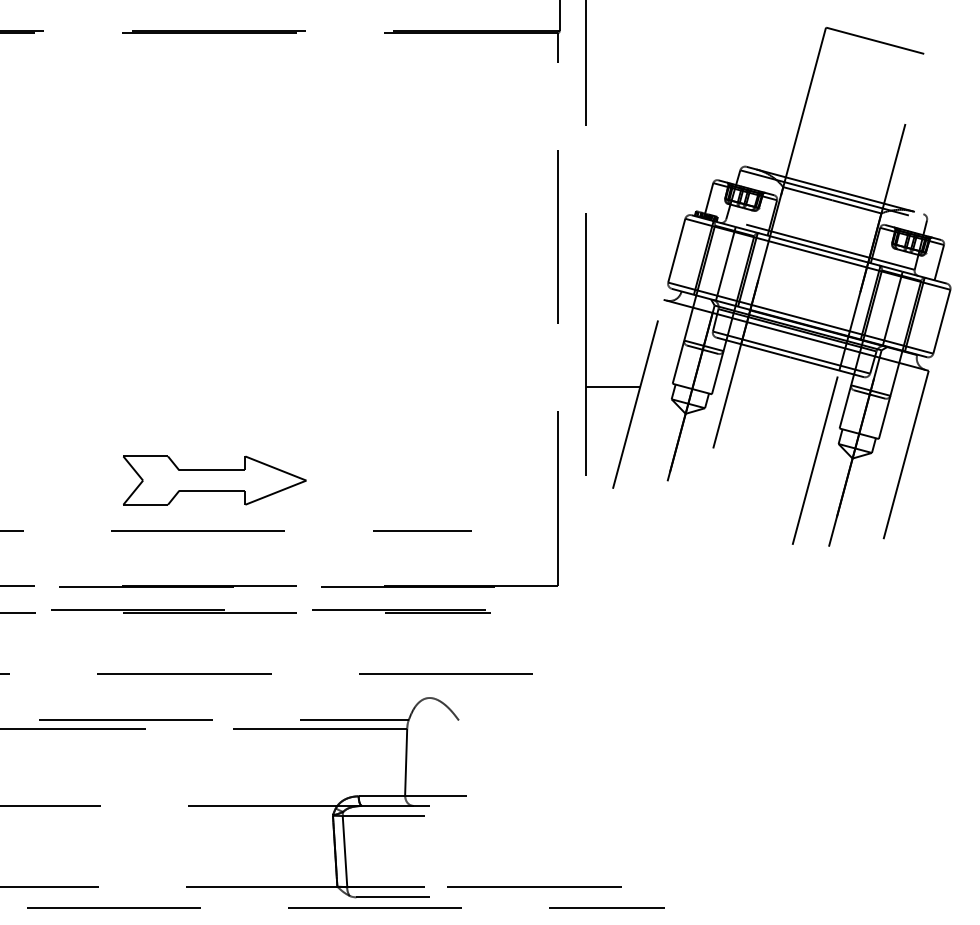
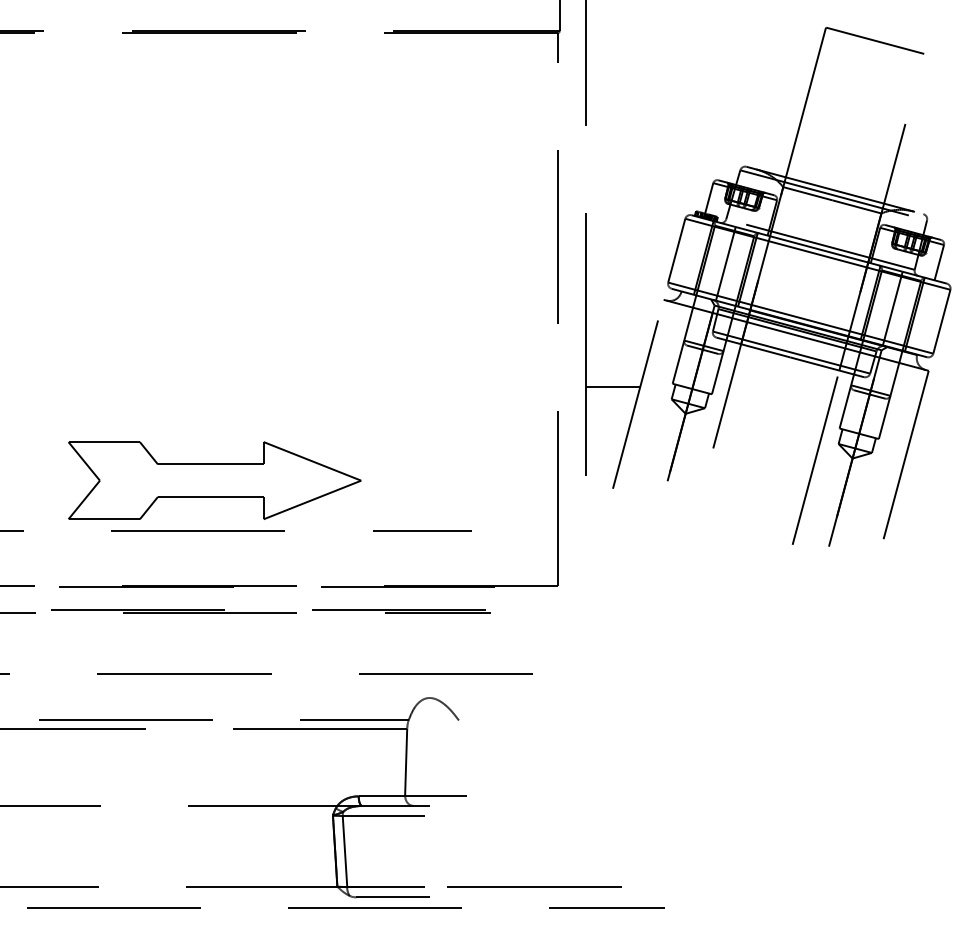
part size: 184x51 px -> 294x79 px (214, 480)
